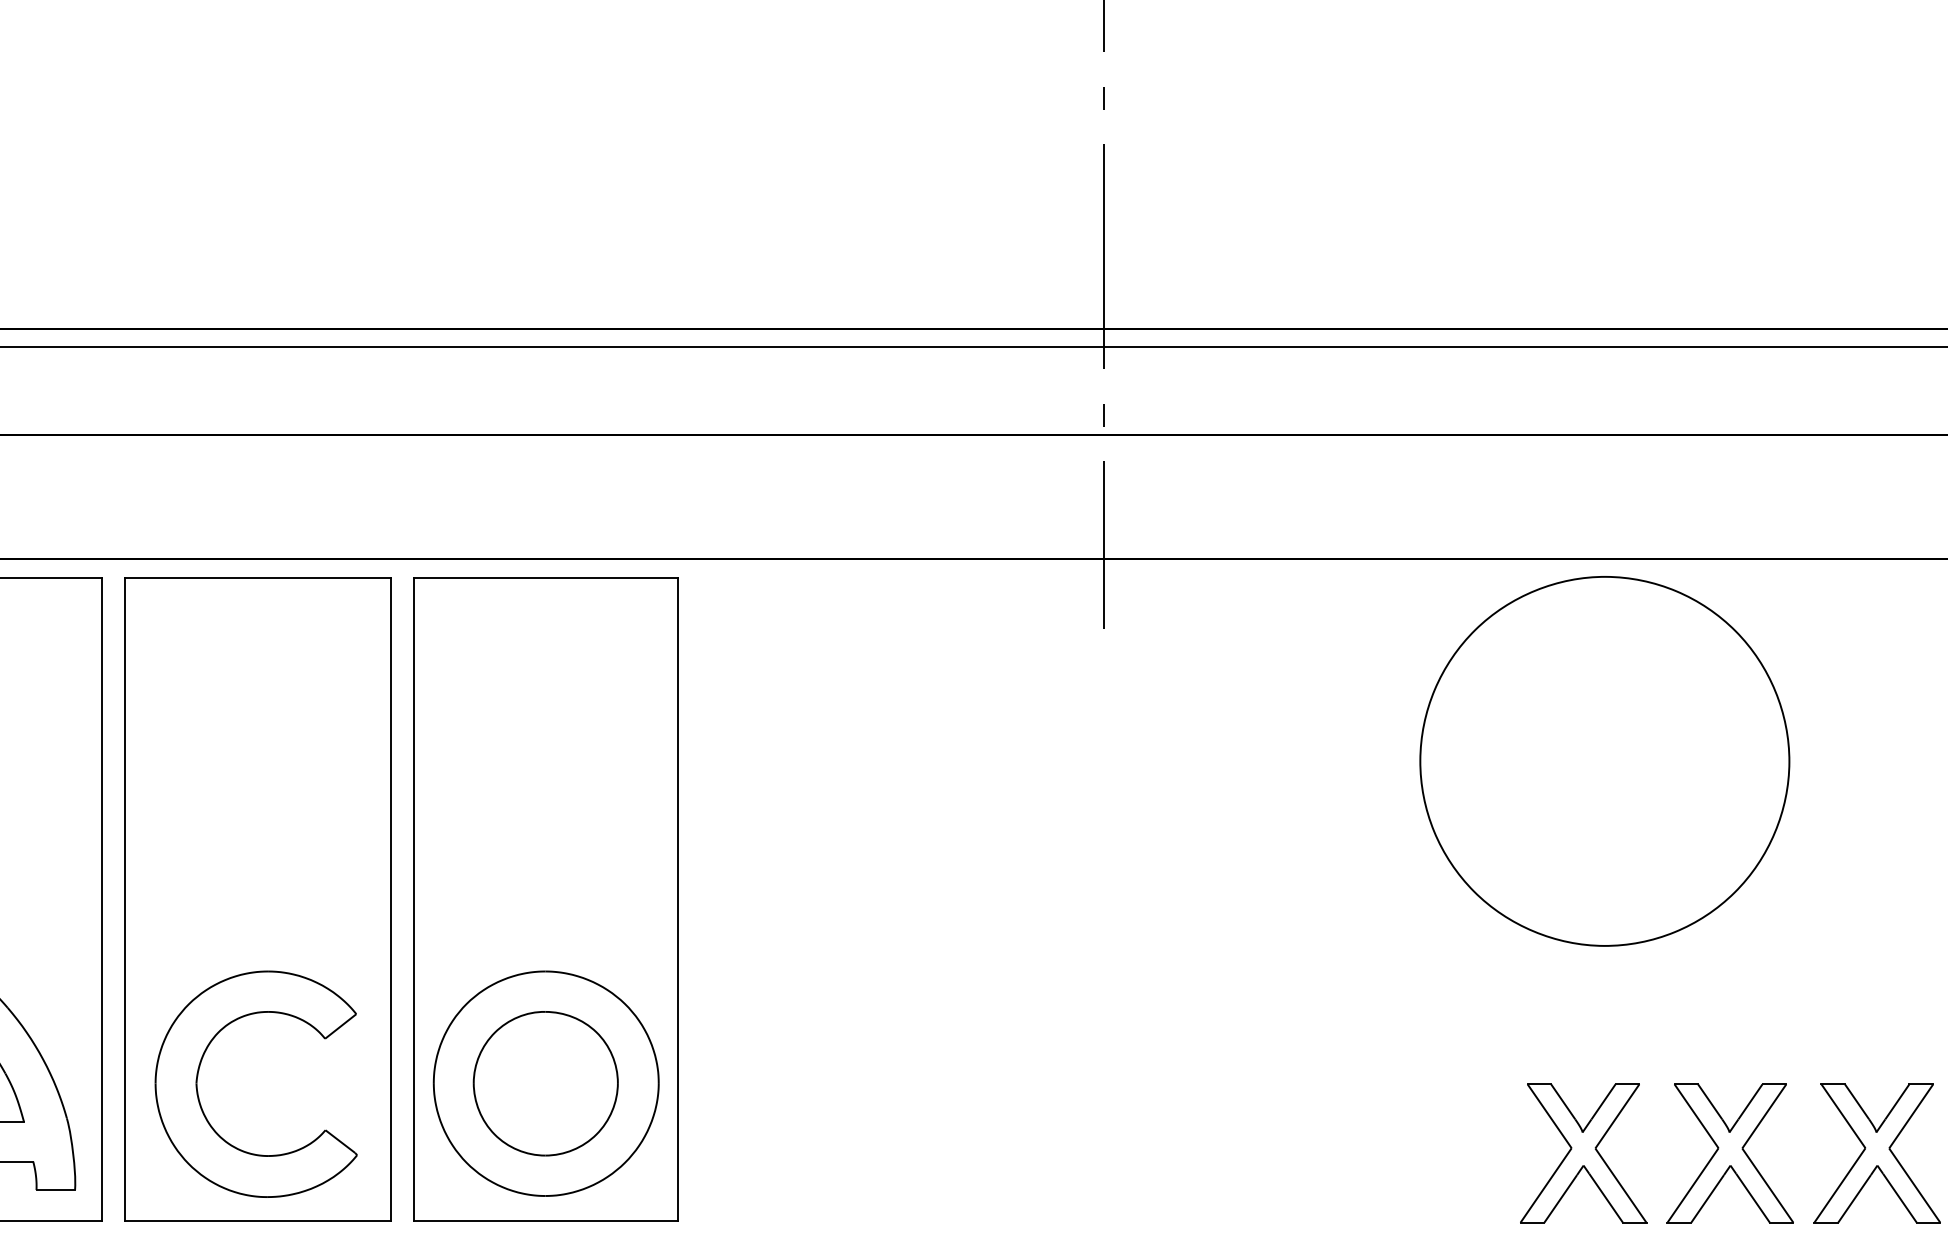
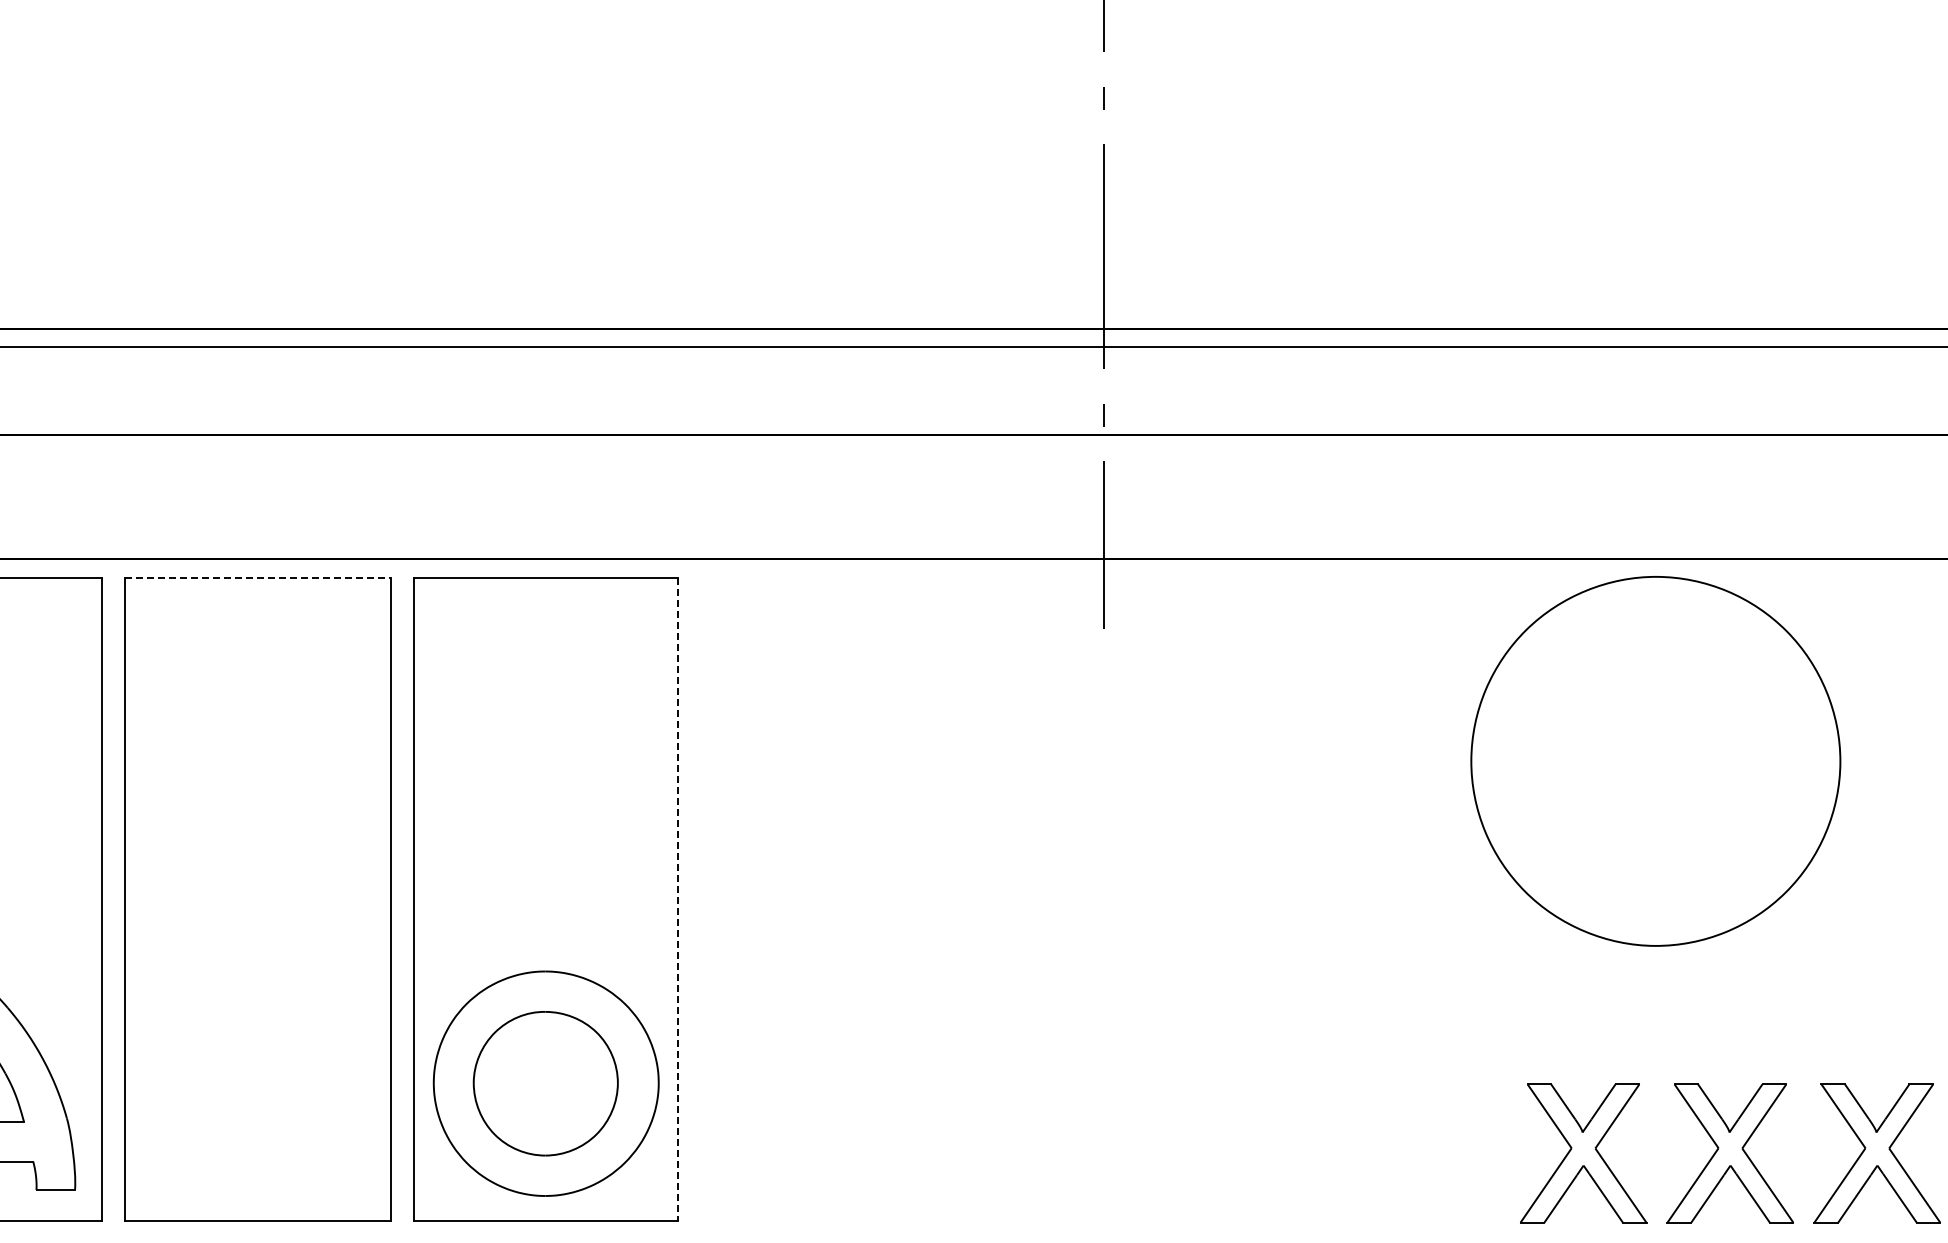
line: solid -> dashed (257, 578)
part position: (1604, 761) -> (1655, 761) (1655, 761)
line: solid -> dashed (677, 899)
part: present -> none (198, 1076)
